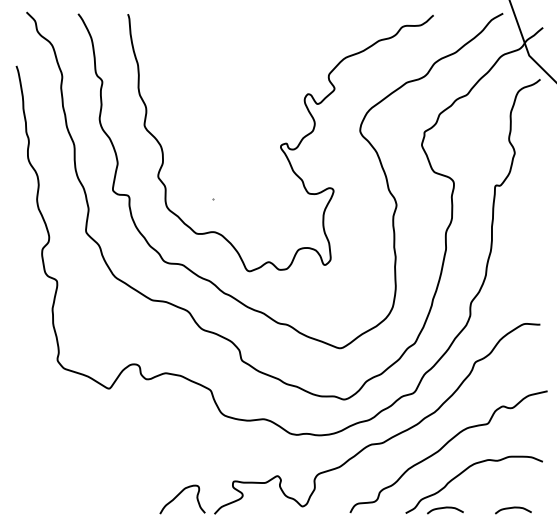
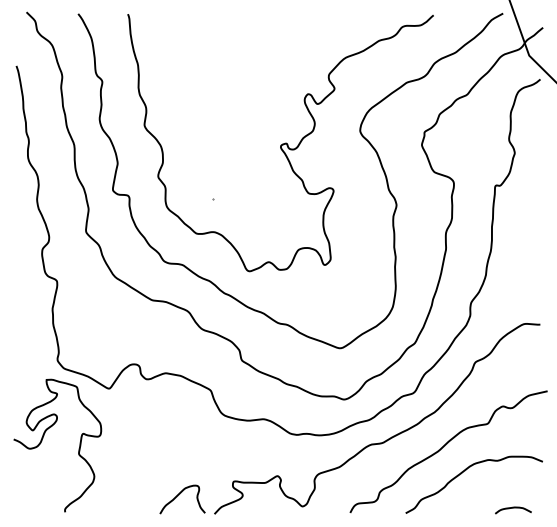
curve: none -> present (42, 441)
curve: present -> none (445, 508)
